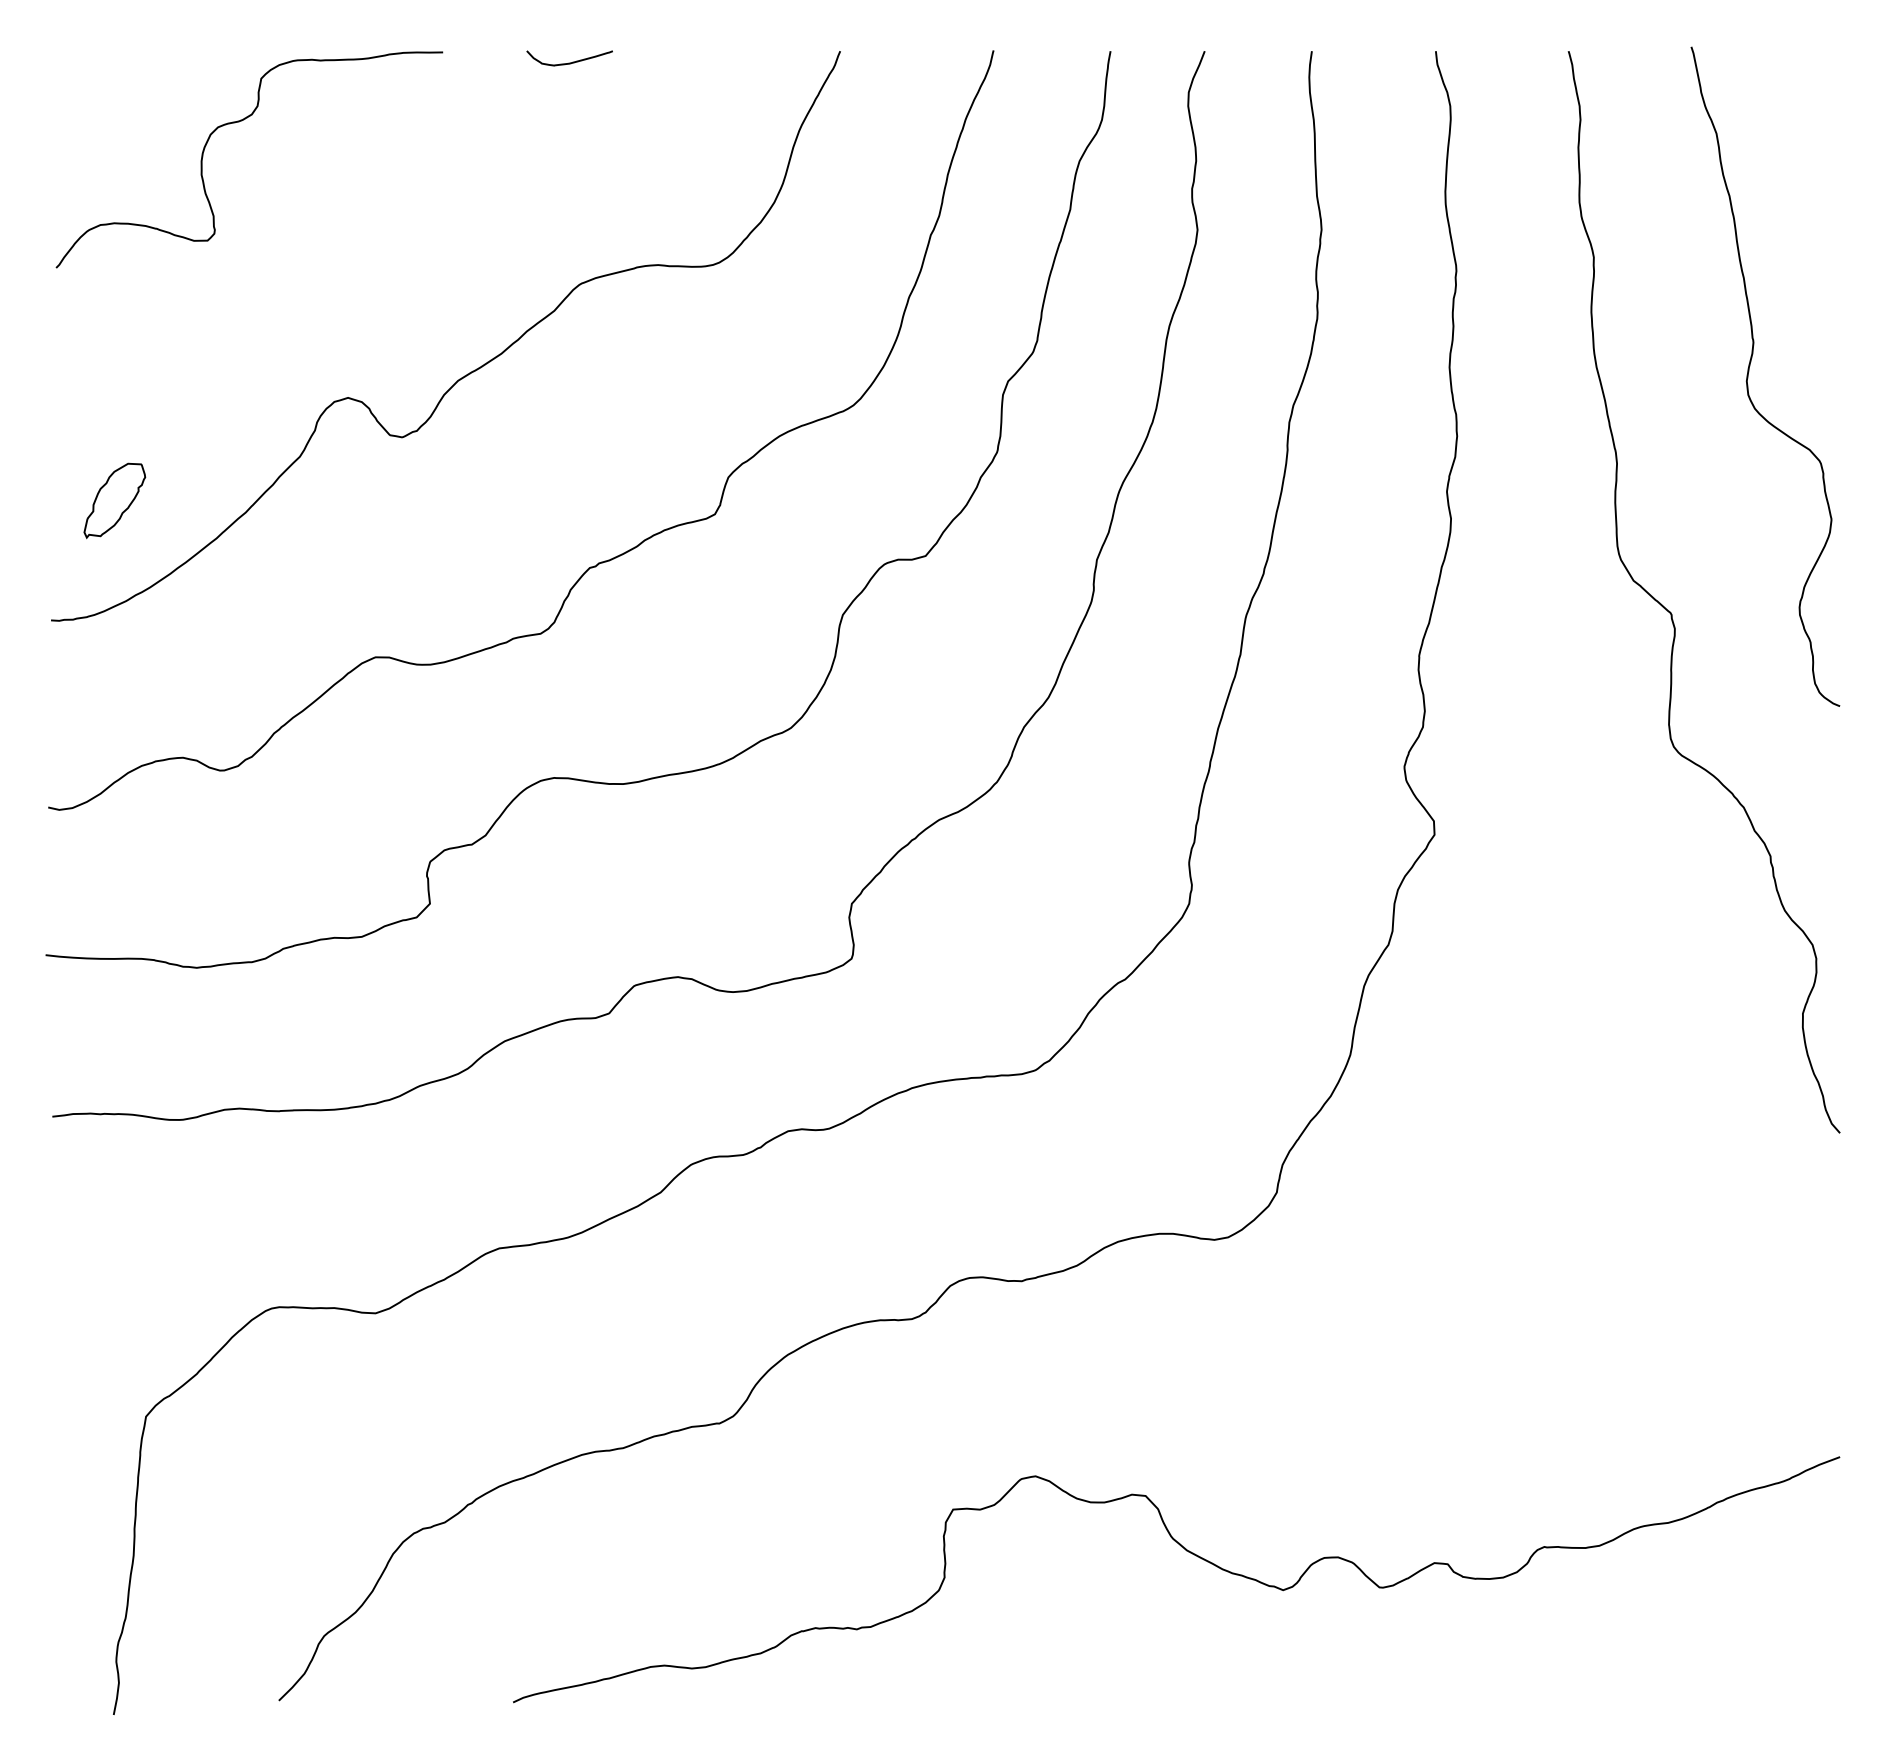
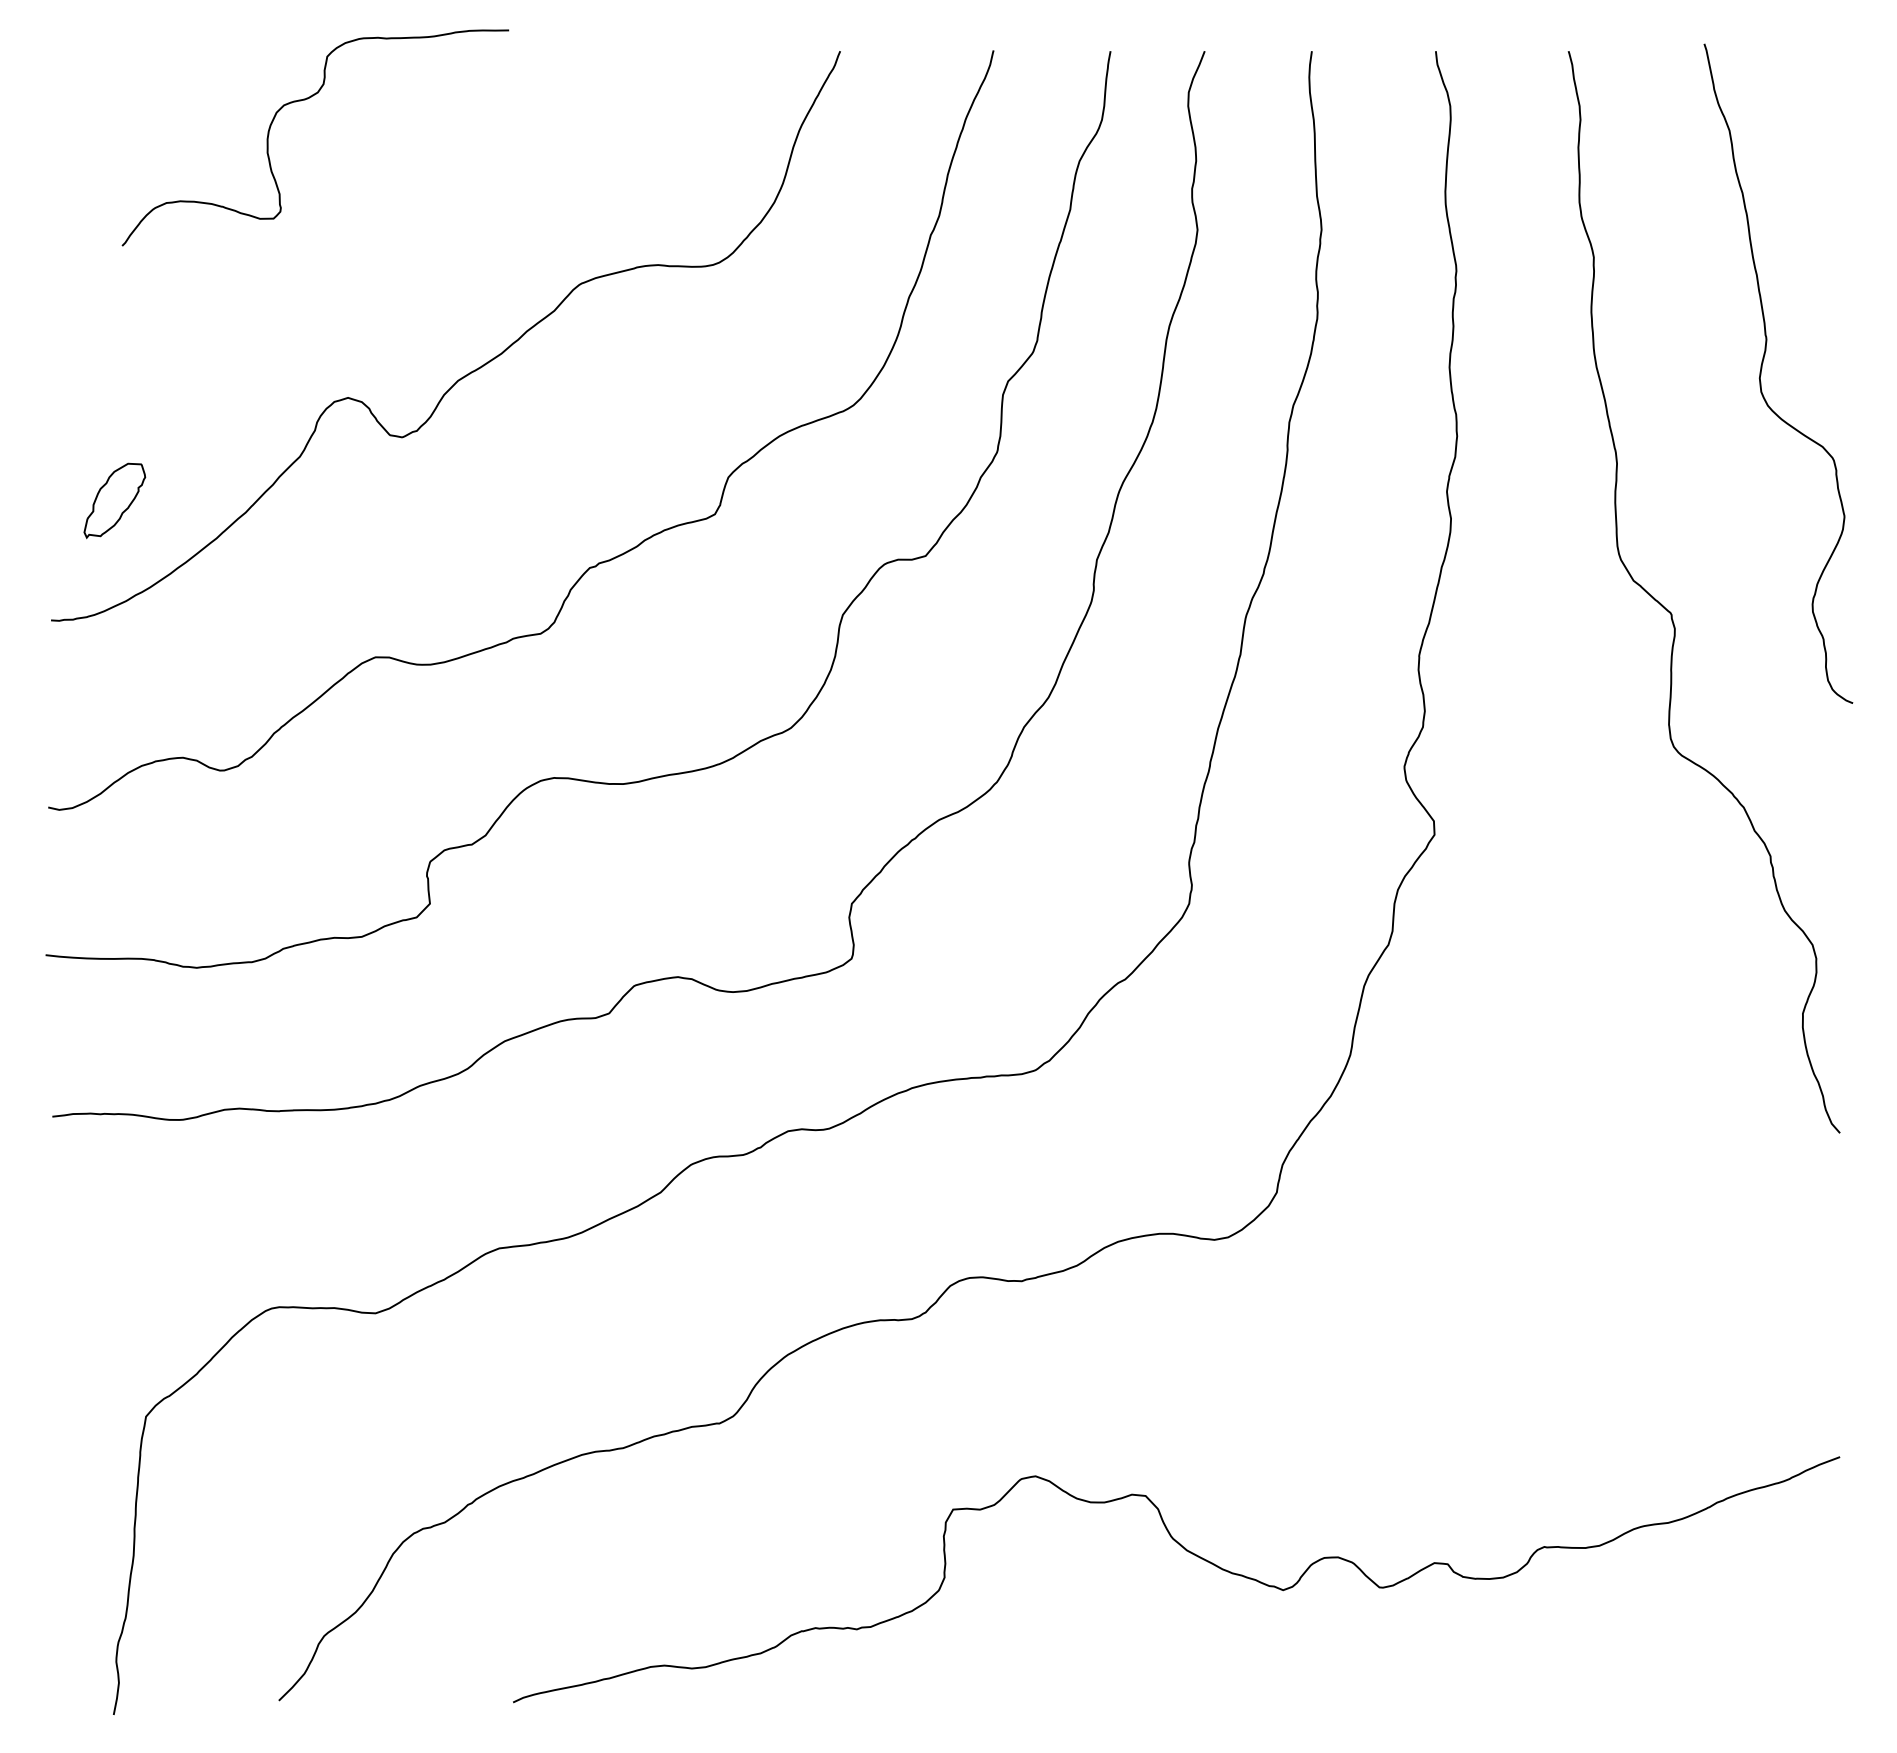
curve: present -> none (569, 62)
curve position: (239, 122) -> (305, 100) (305, 100)
curve position: (1749, 371) -> (1762, 368) (1762, 368)
